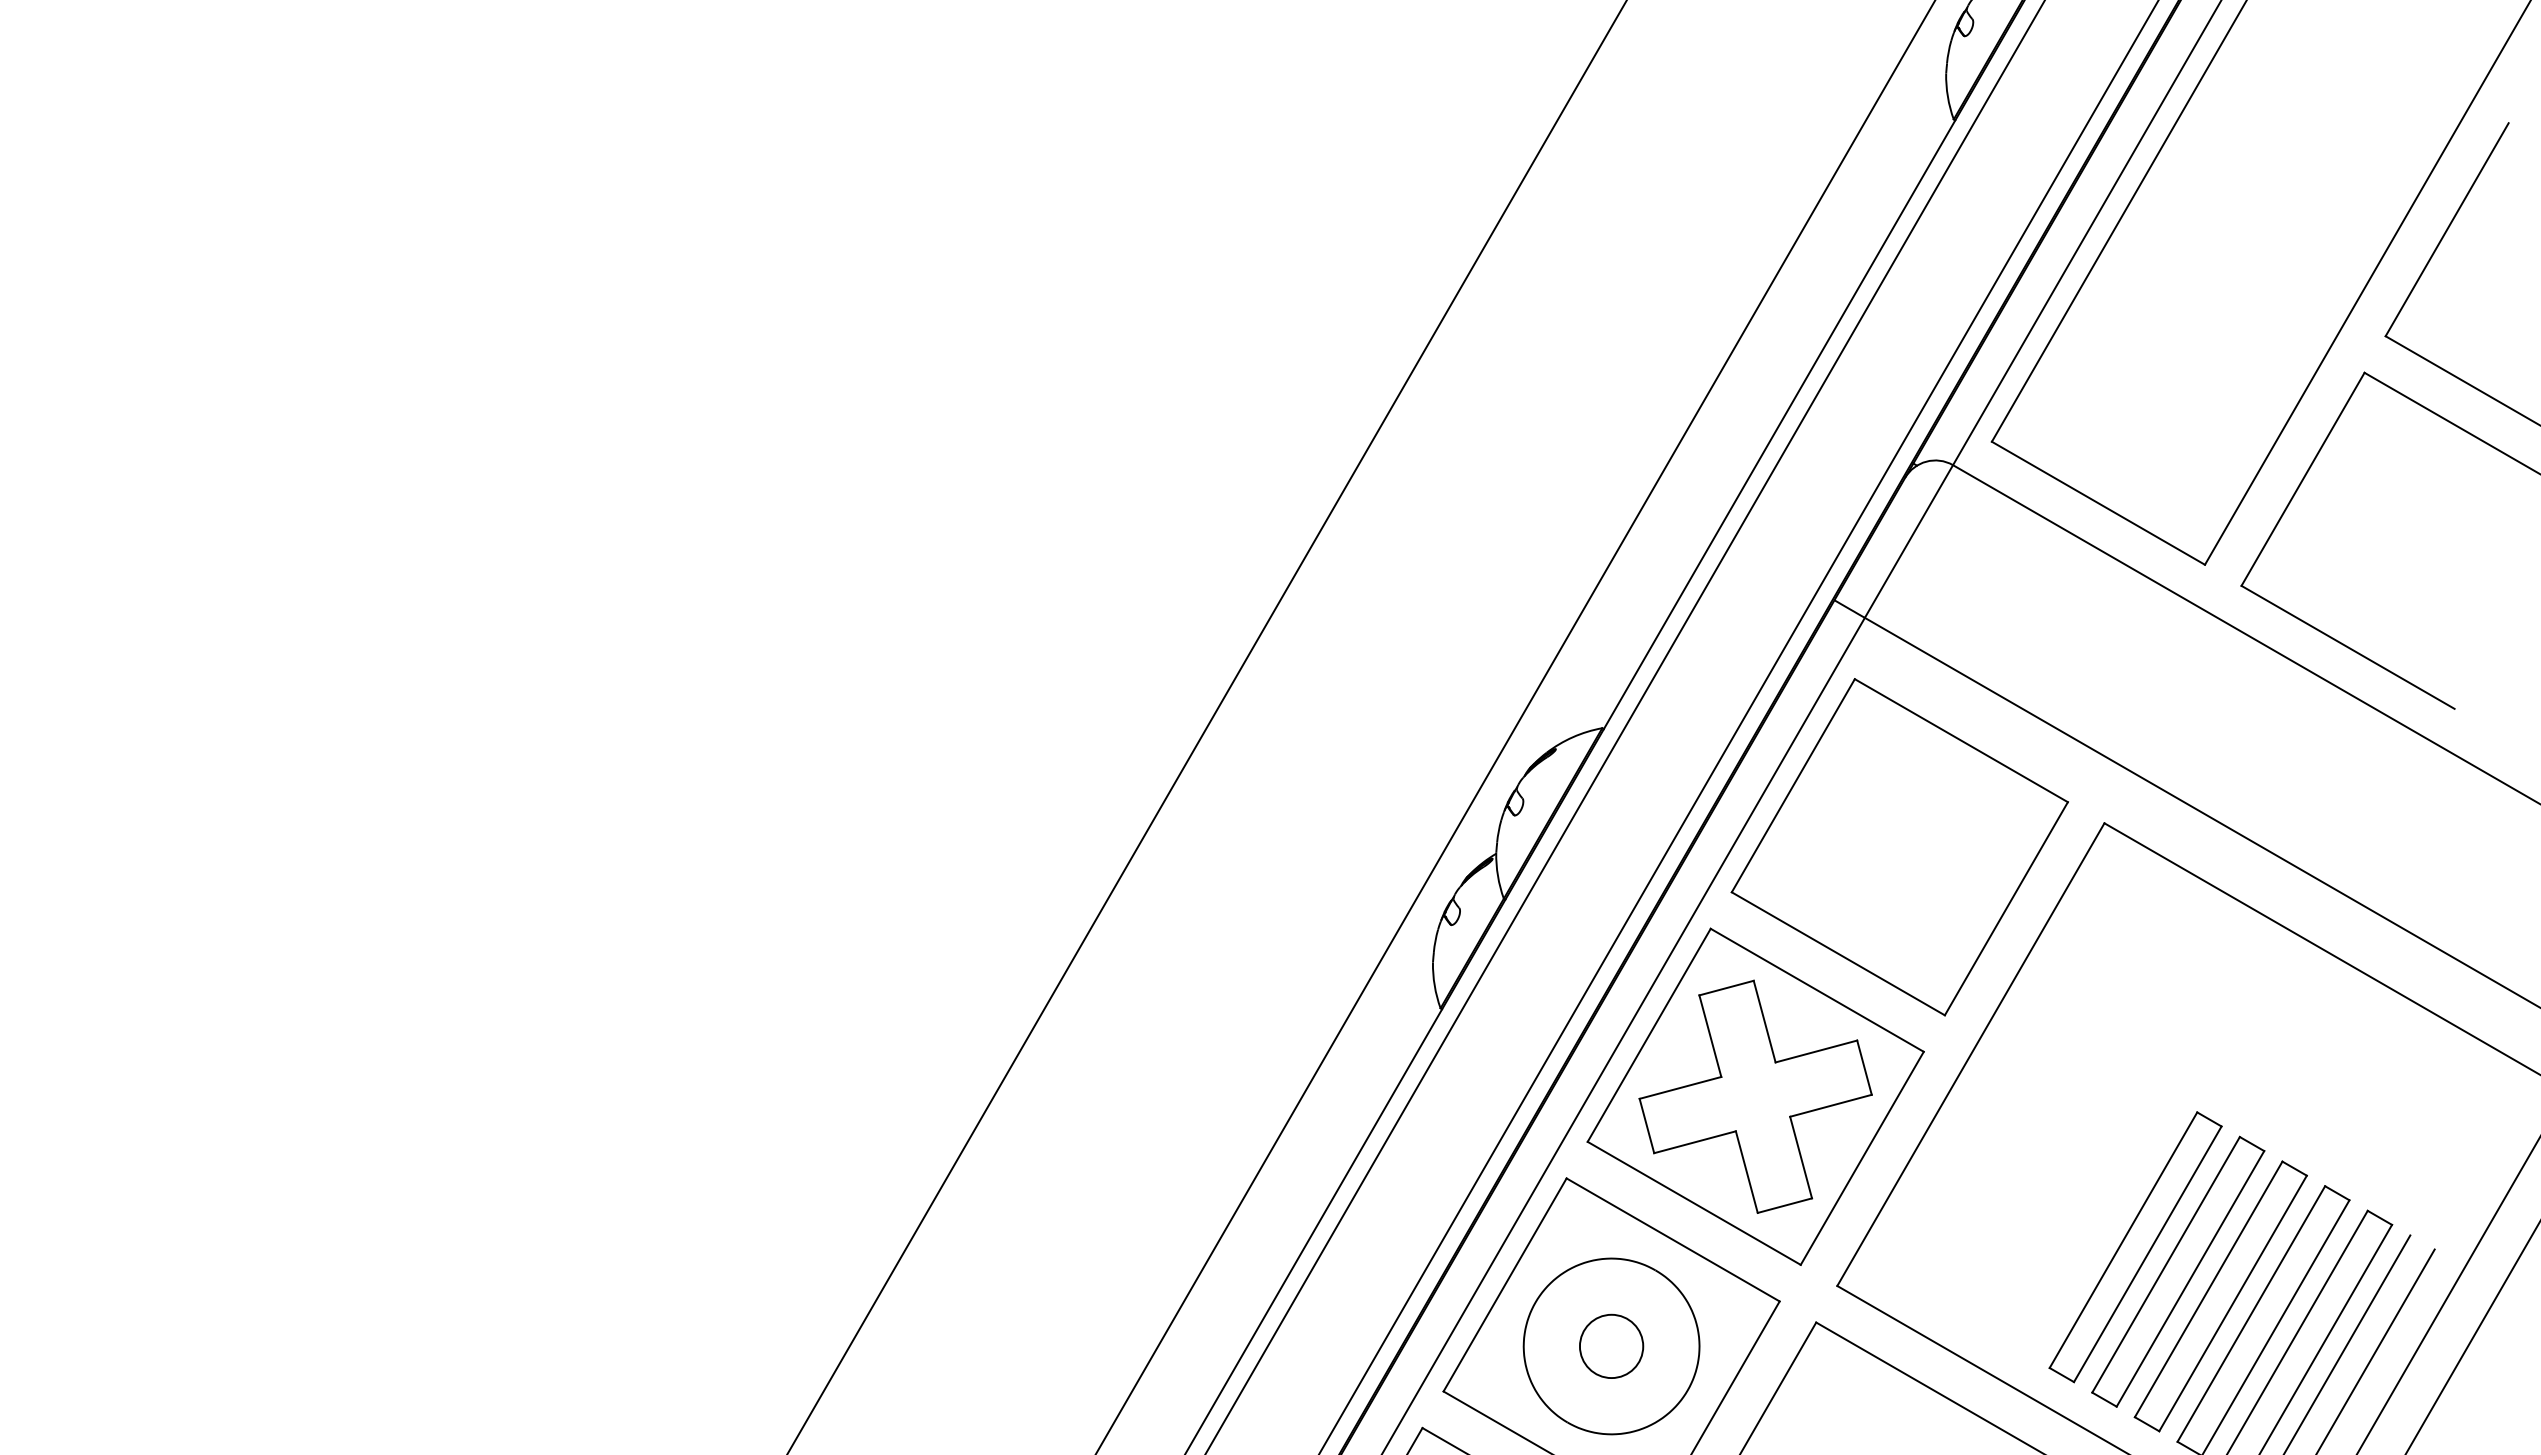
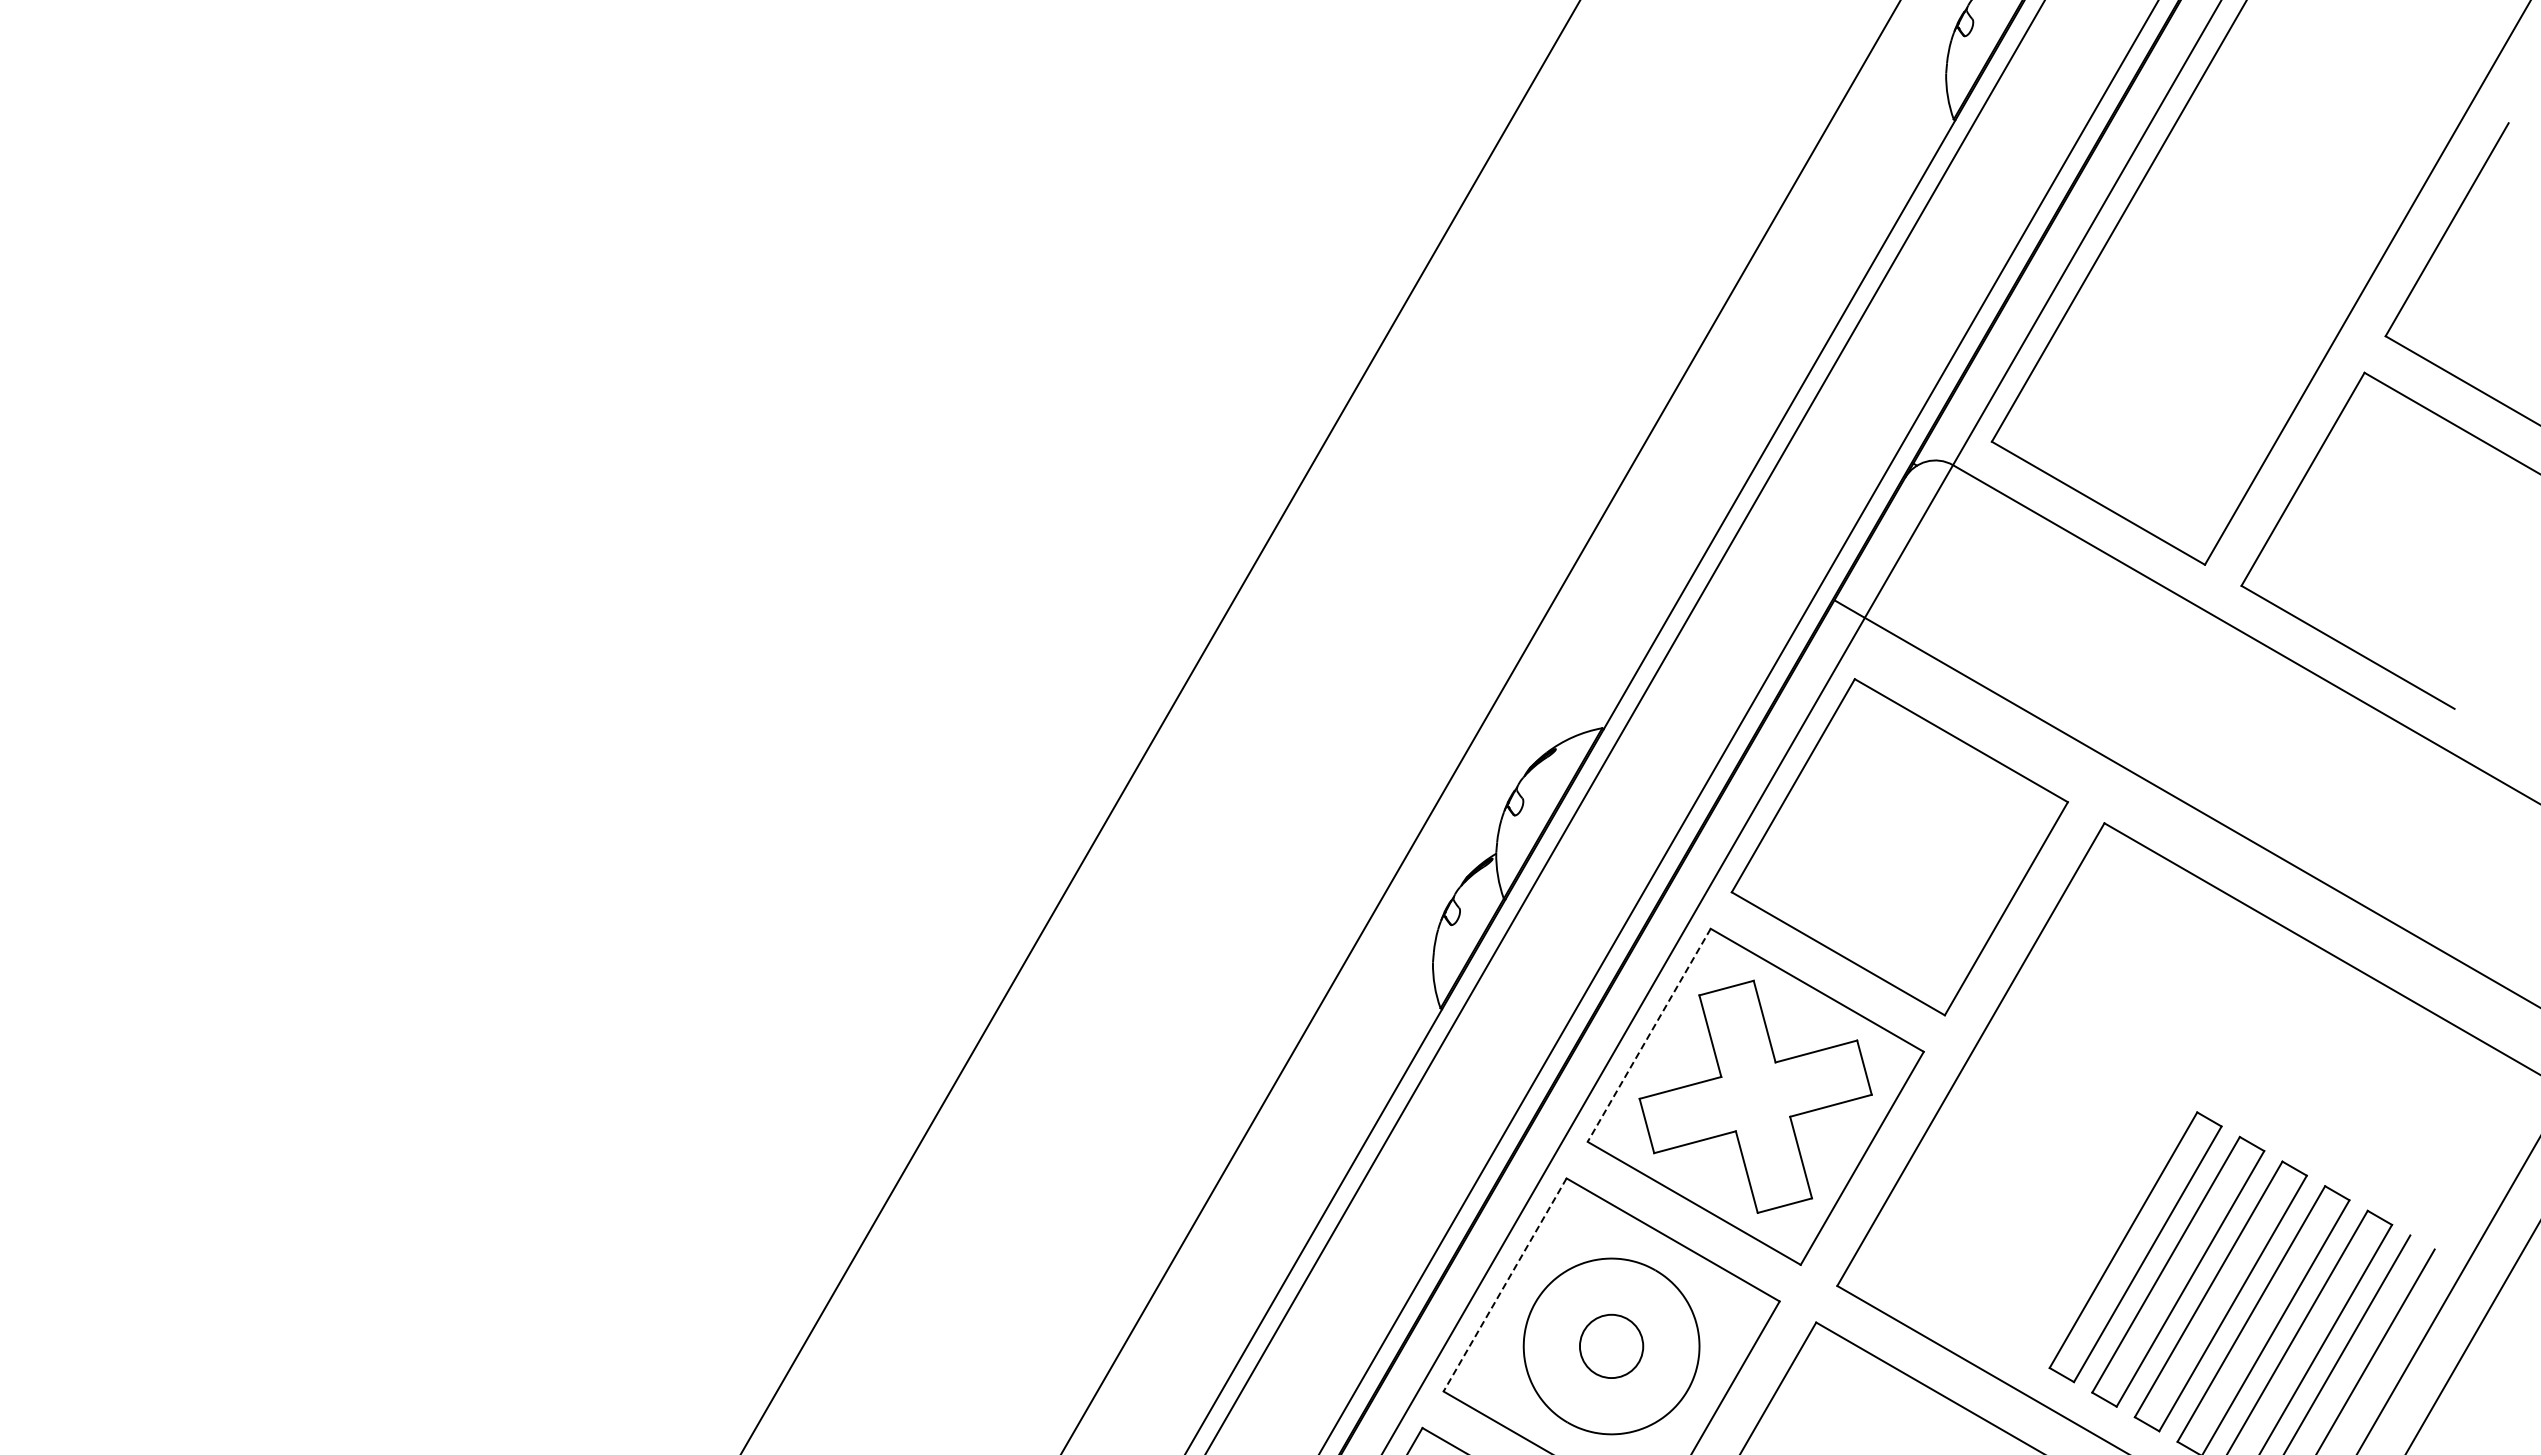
line position: (1207, 726) -> (1160, 726) (1160, 726)
line position: (1515, 726) -> (1480, 726) (1480, 726)
line: solid -> dashed (1648, 1035)
line: solid -> dashed (1504, 1285)
